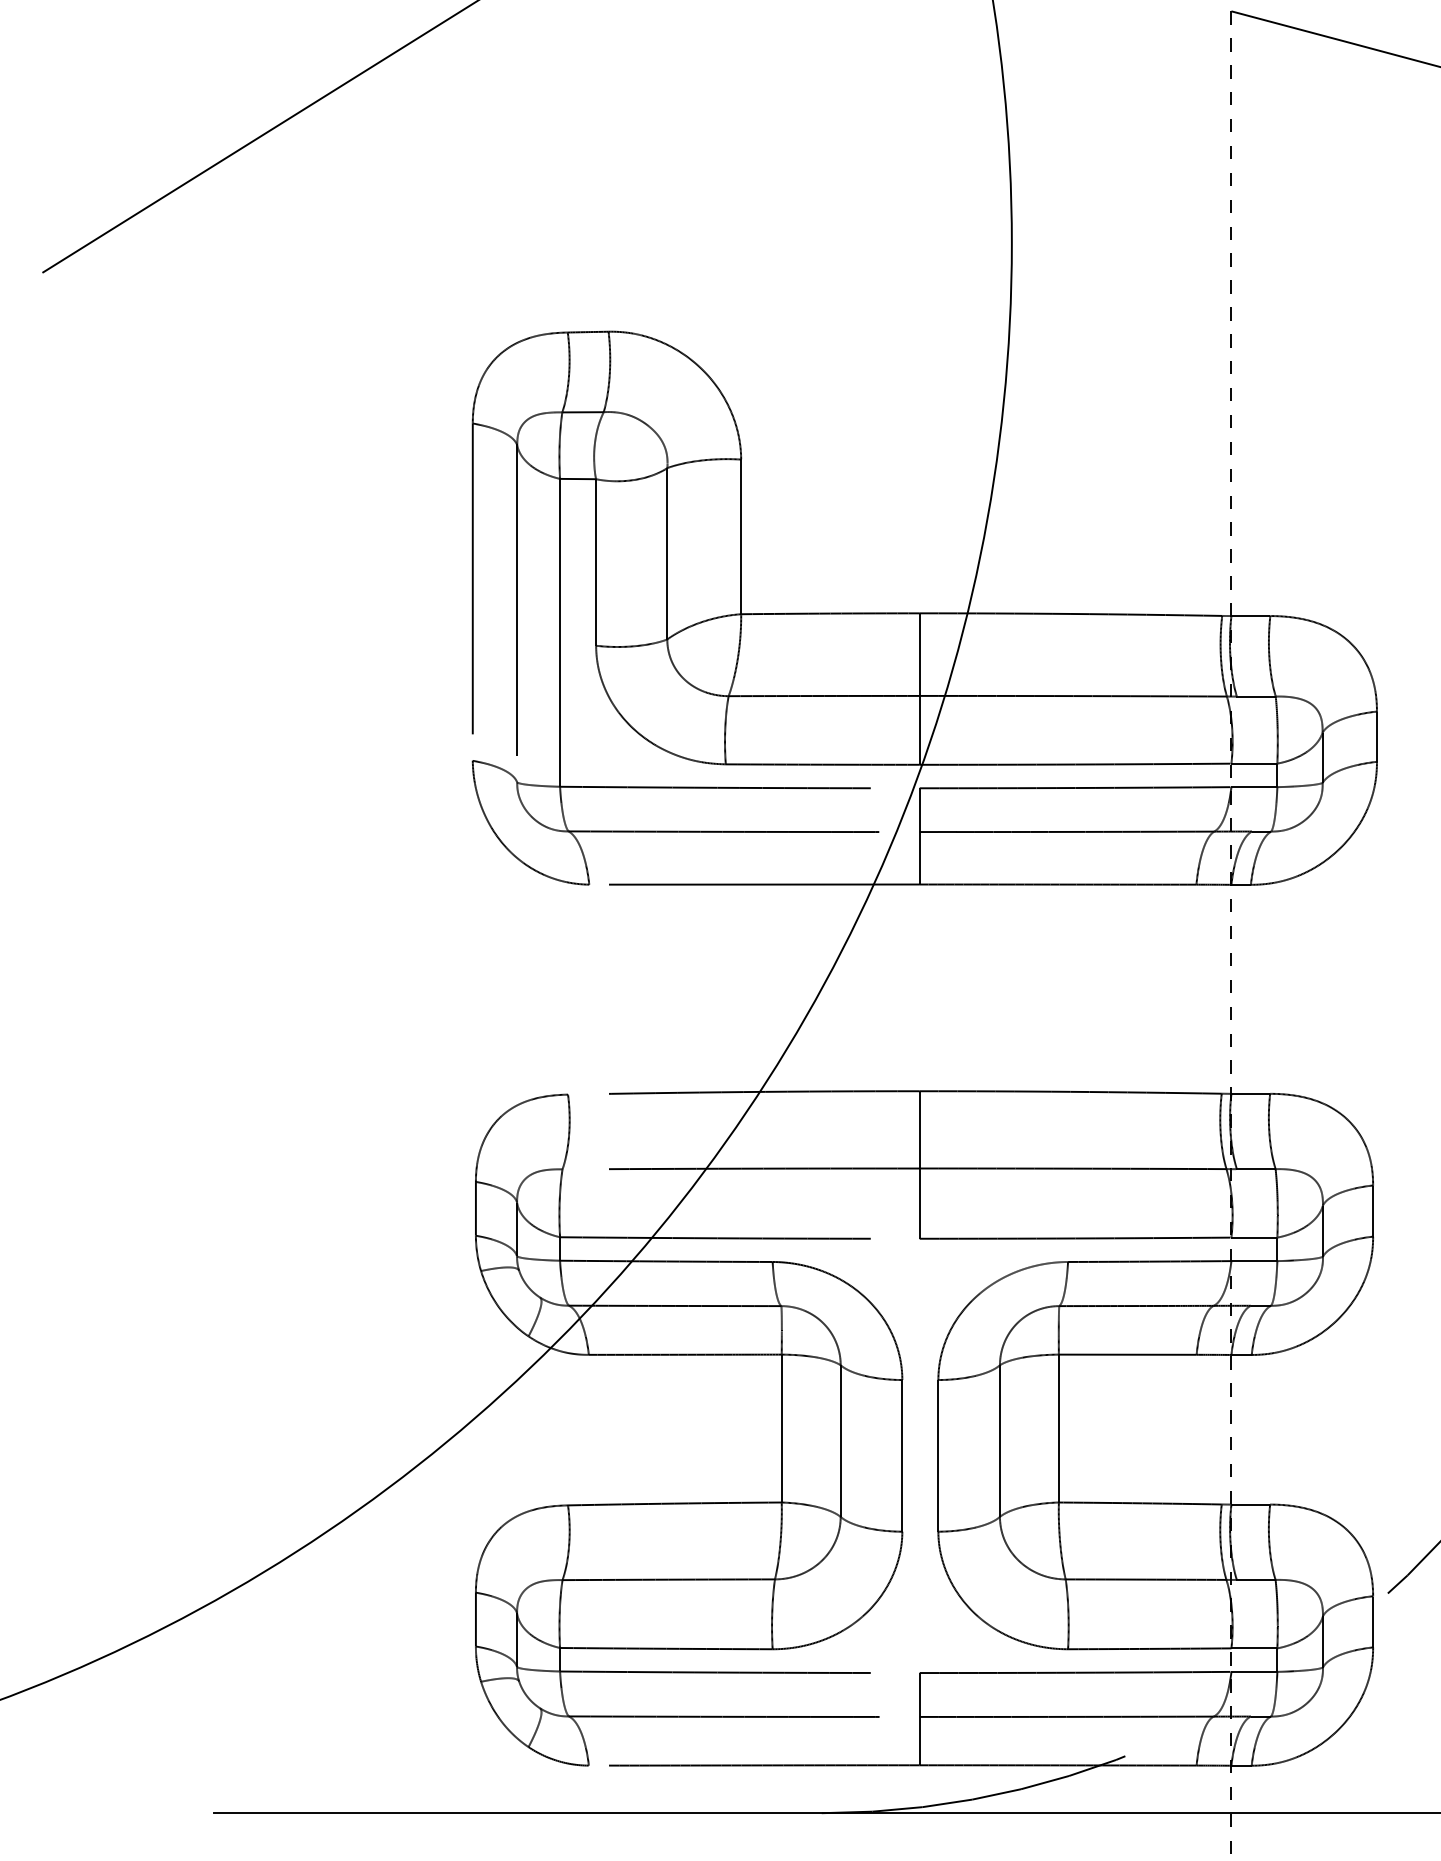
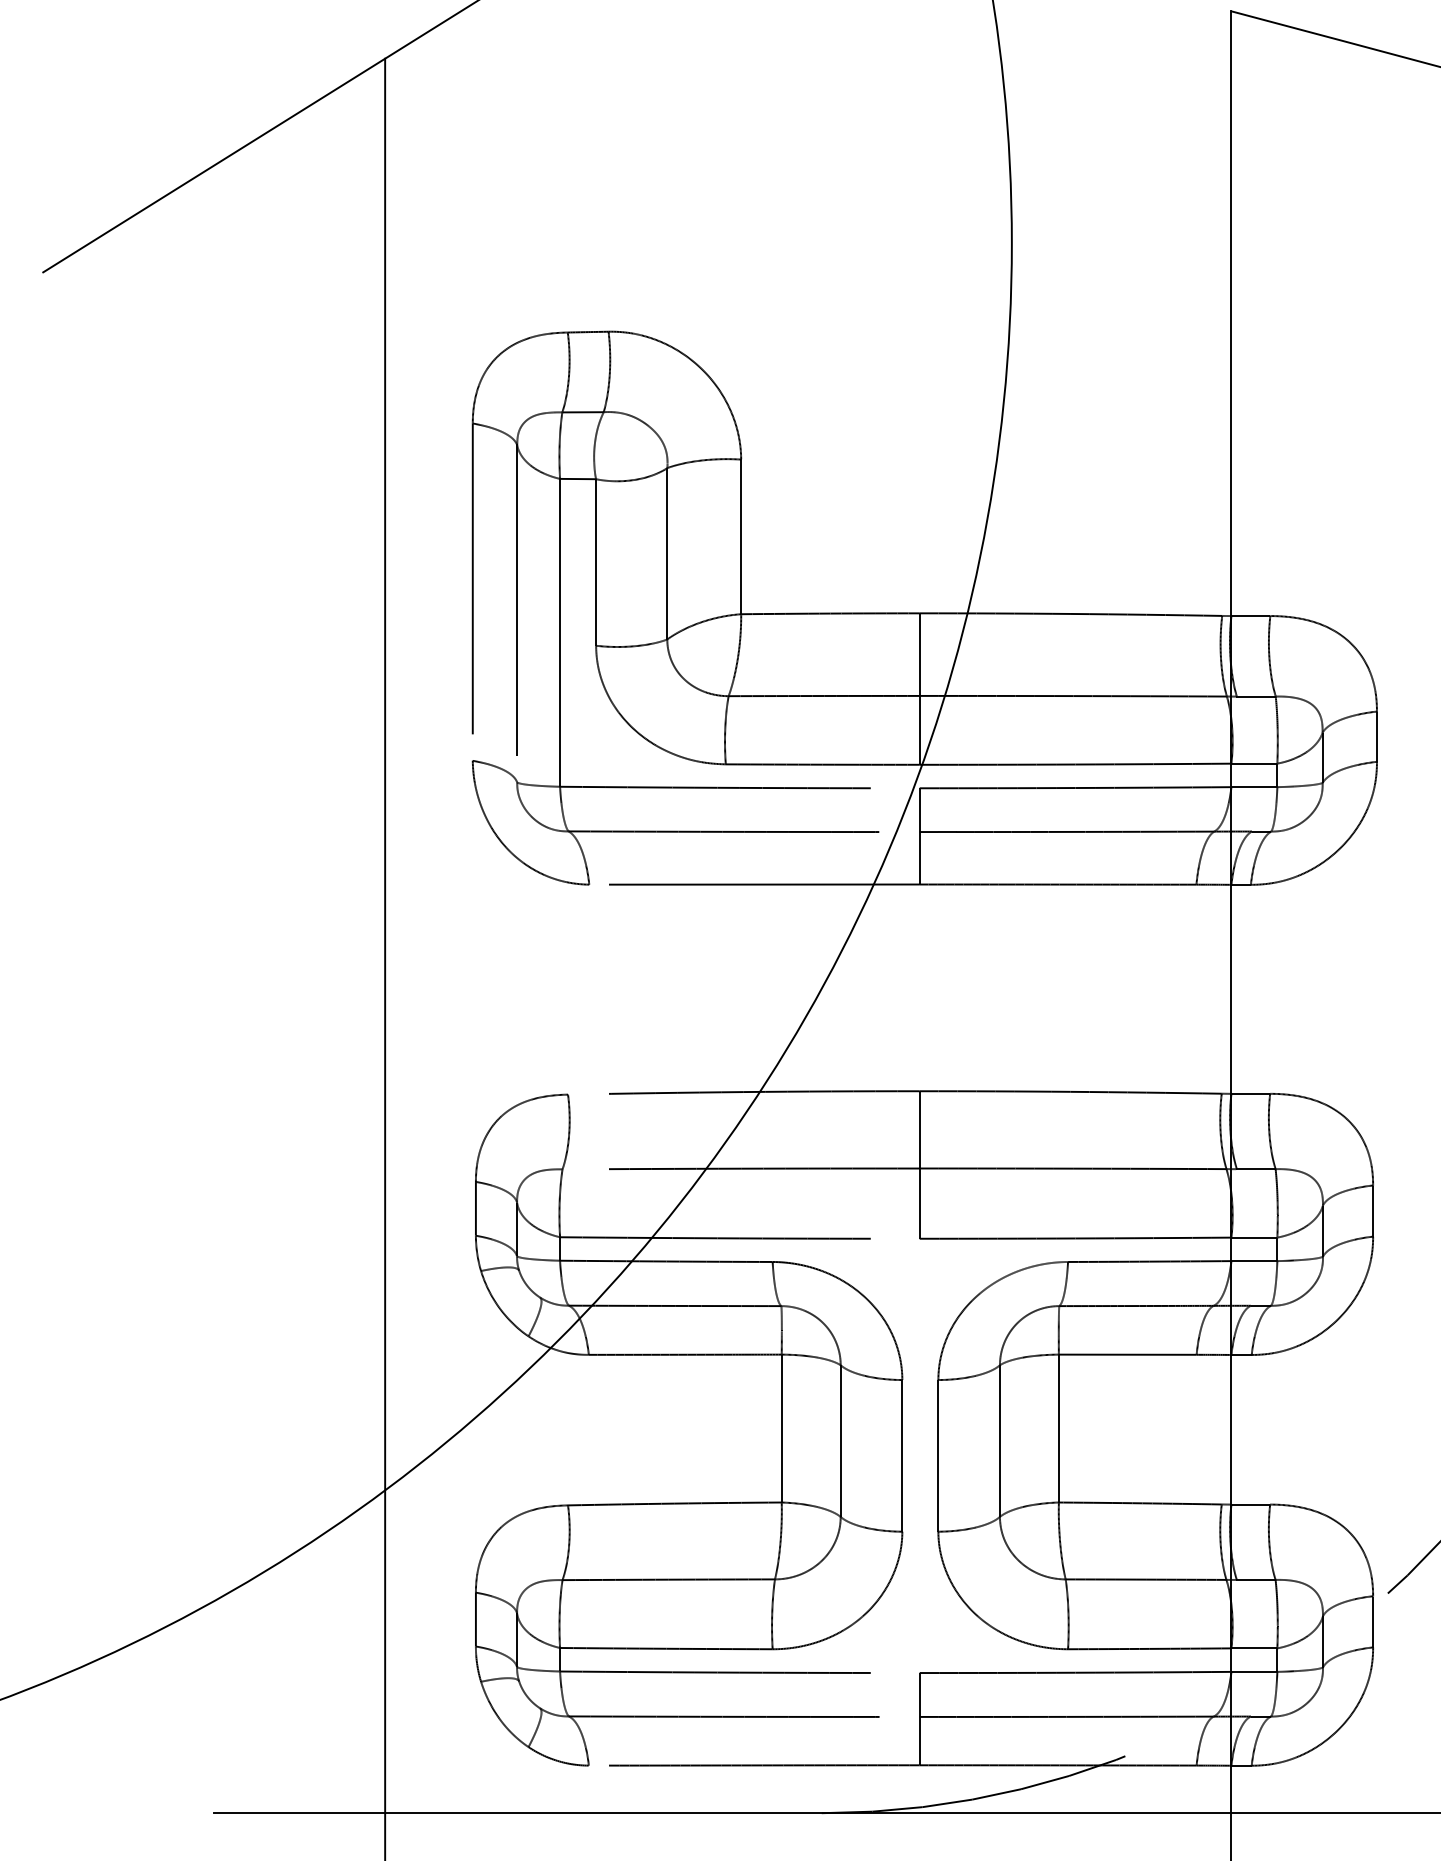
line: dashed -> solid (1231, 936)
line: none -> present (385, 957)
